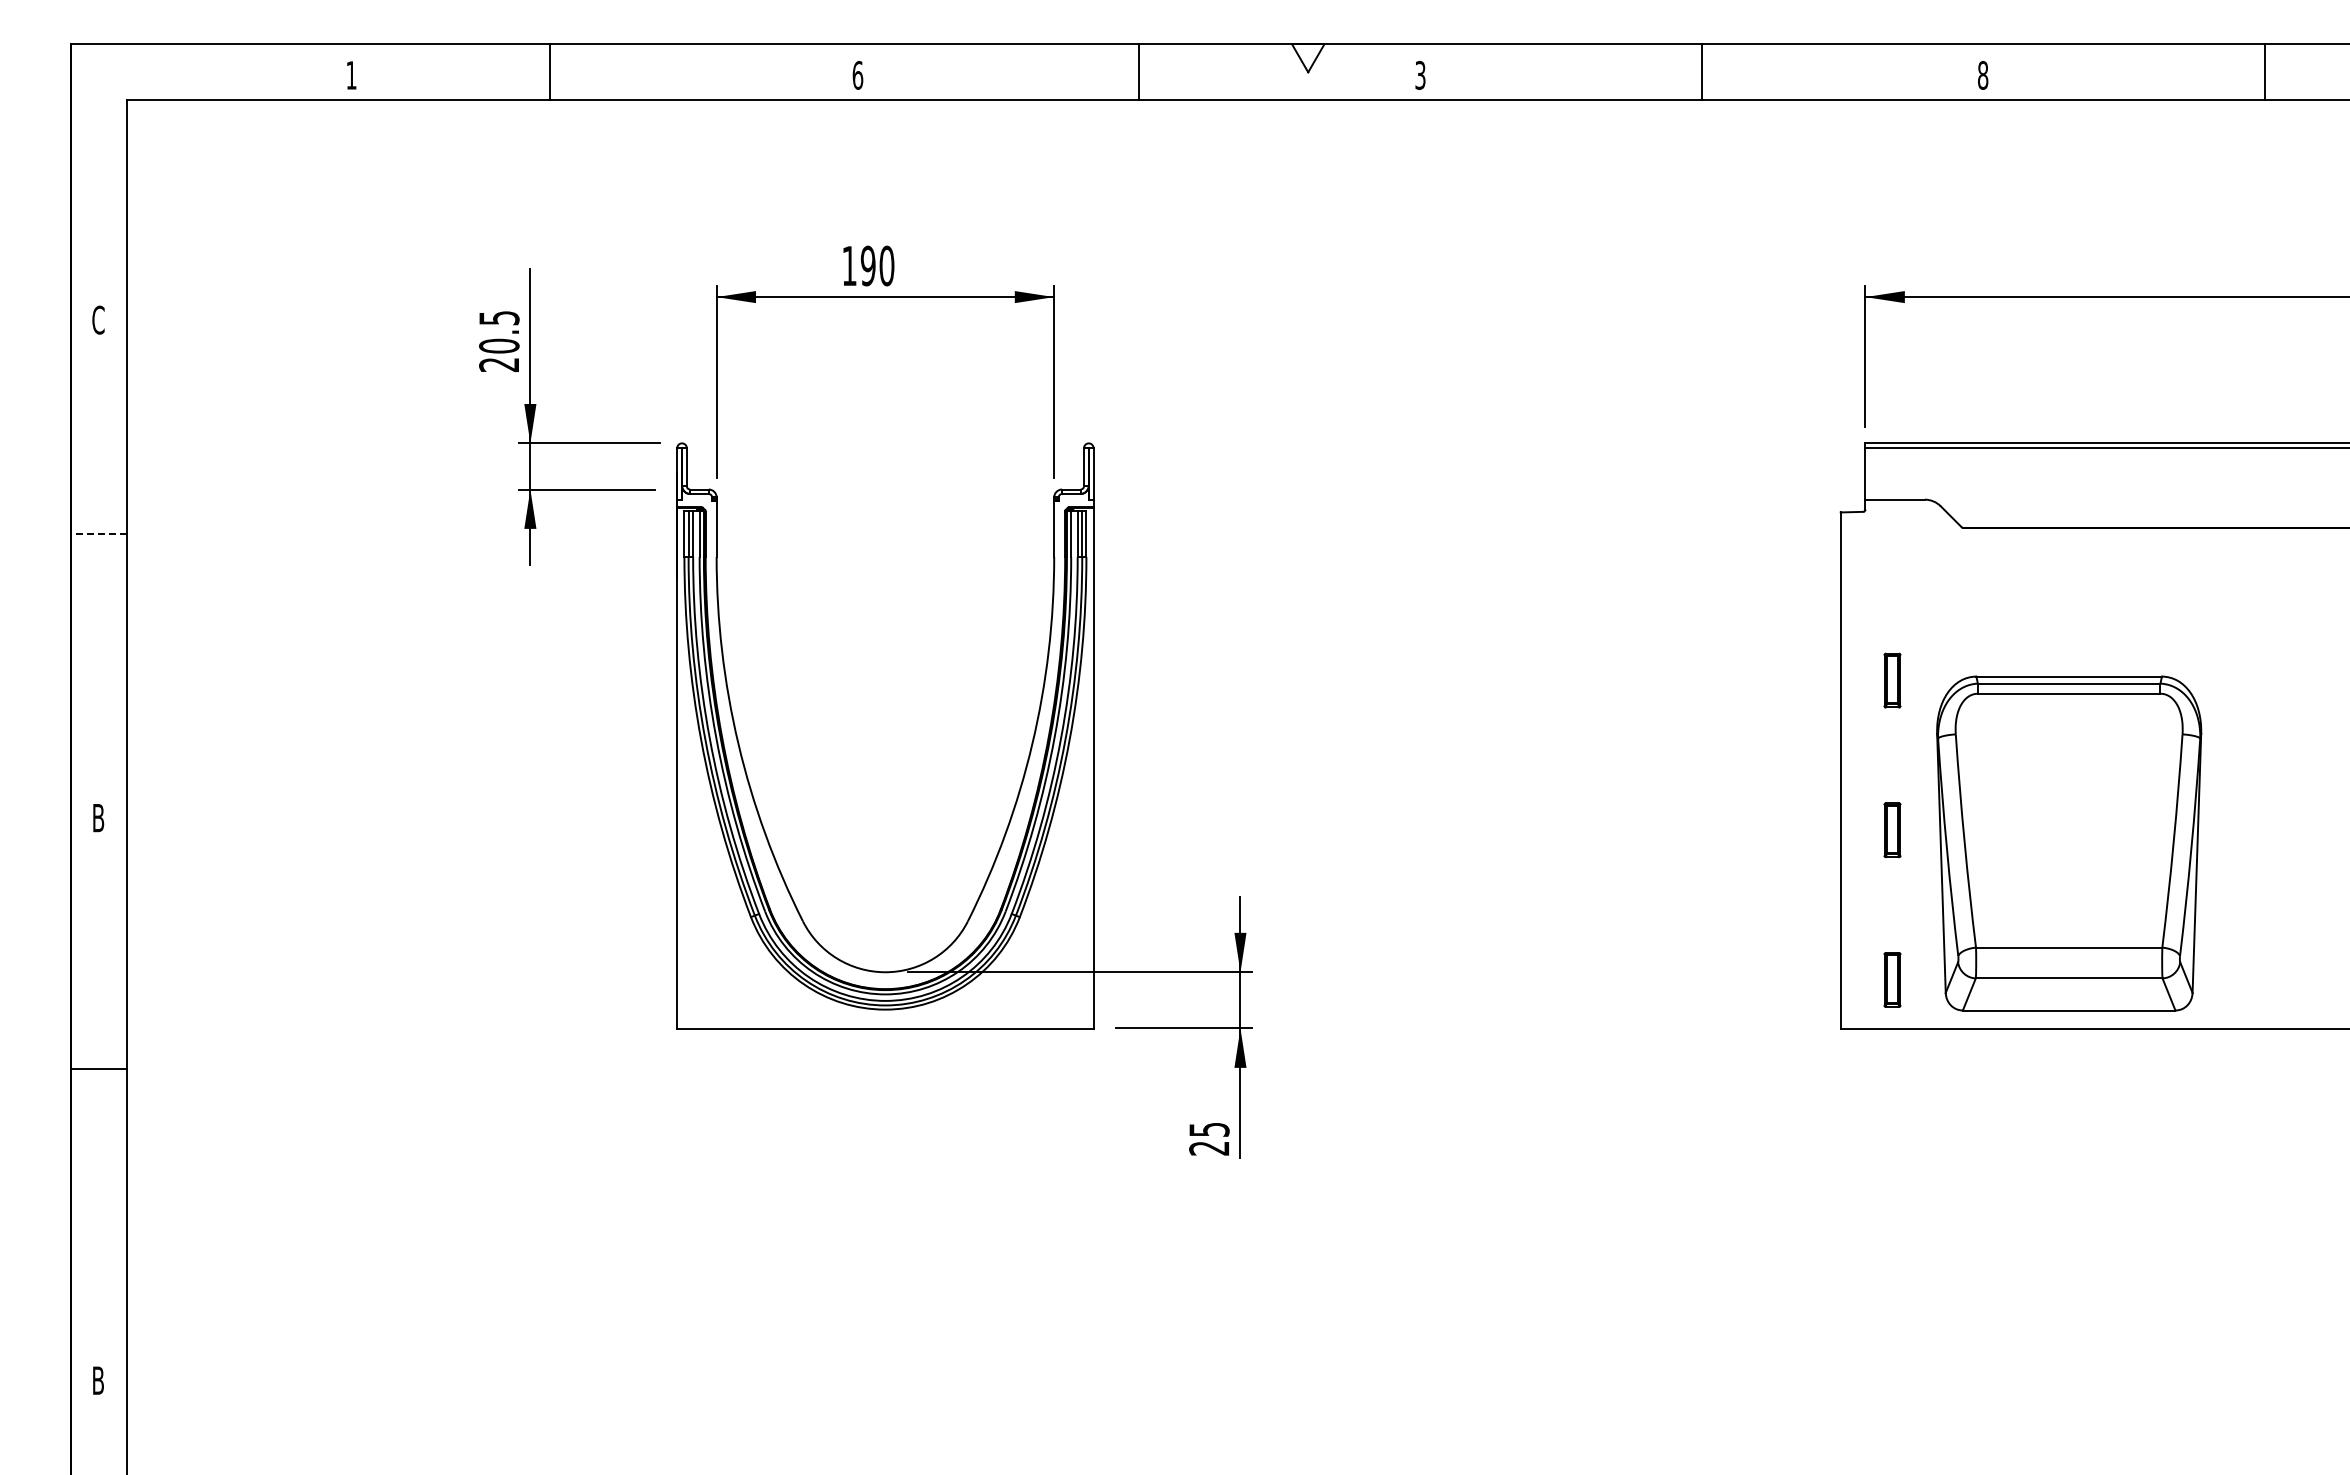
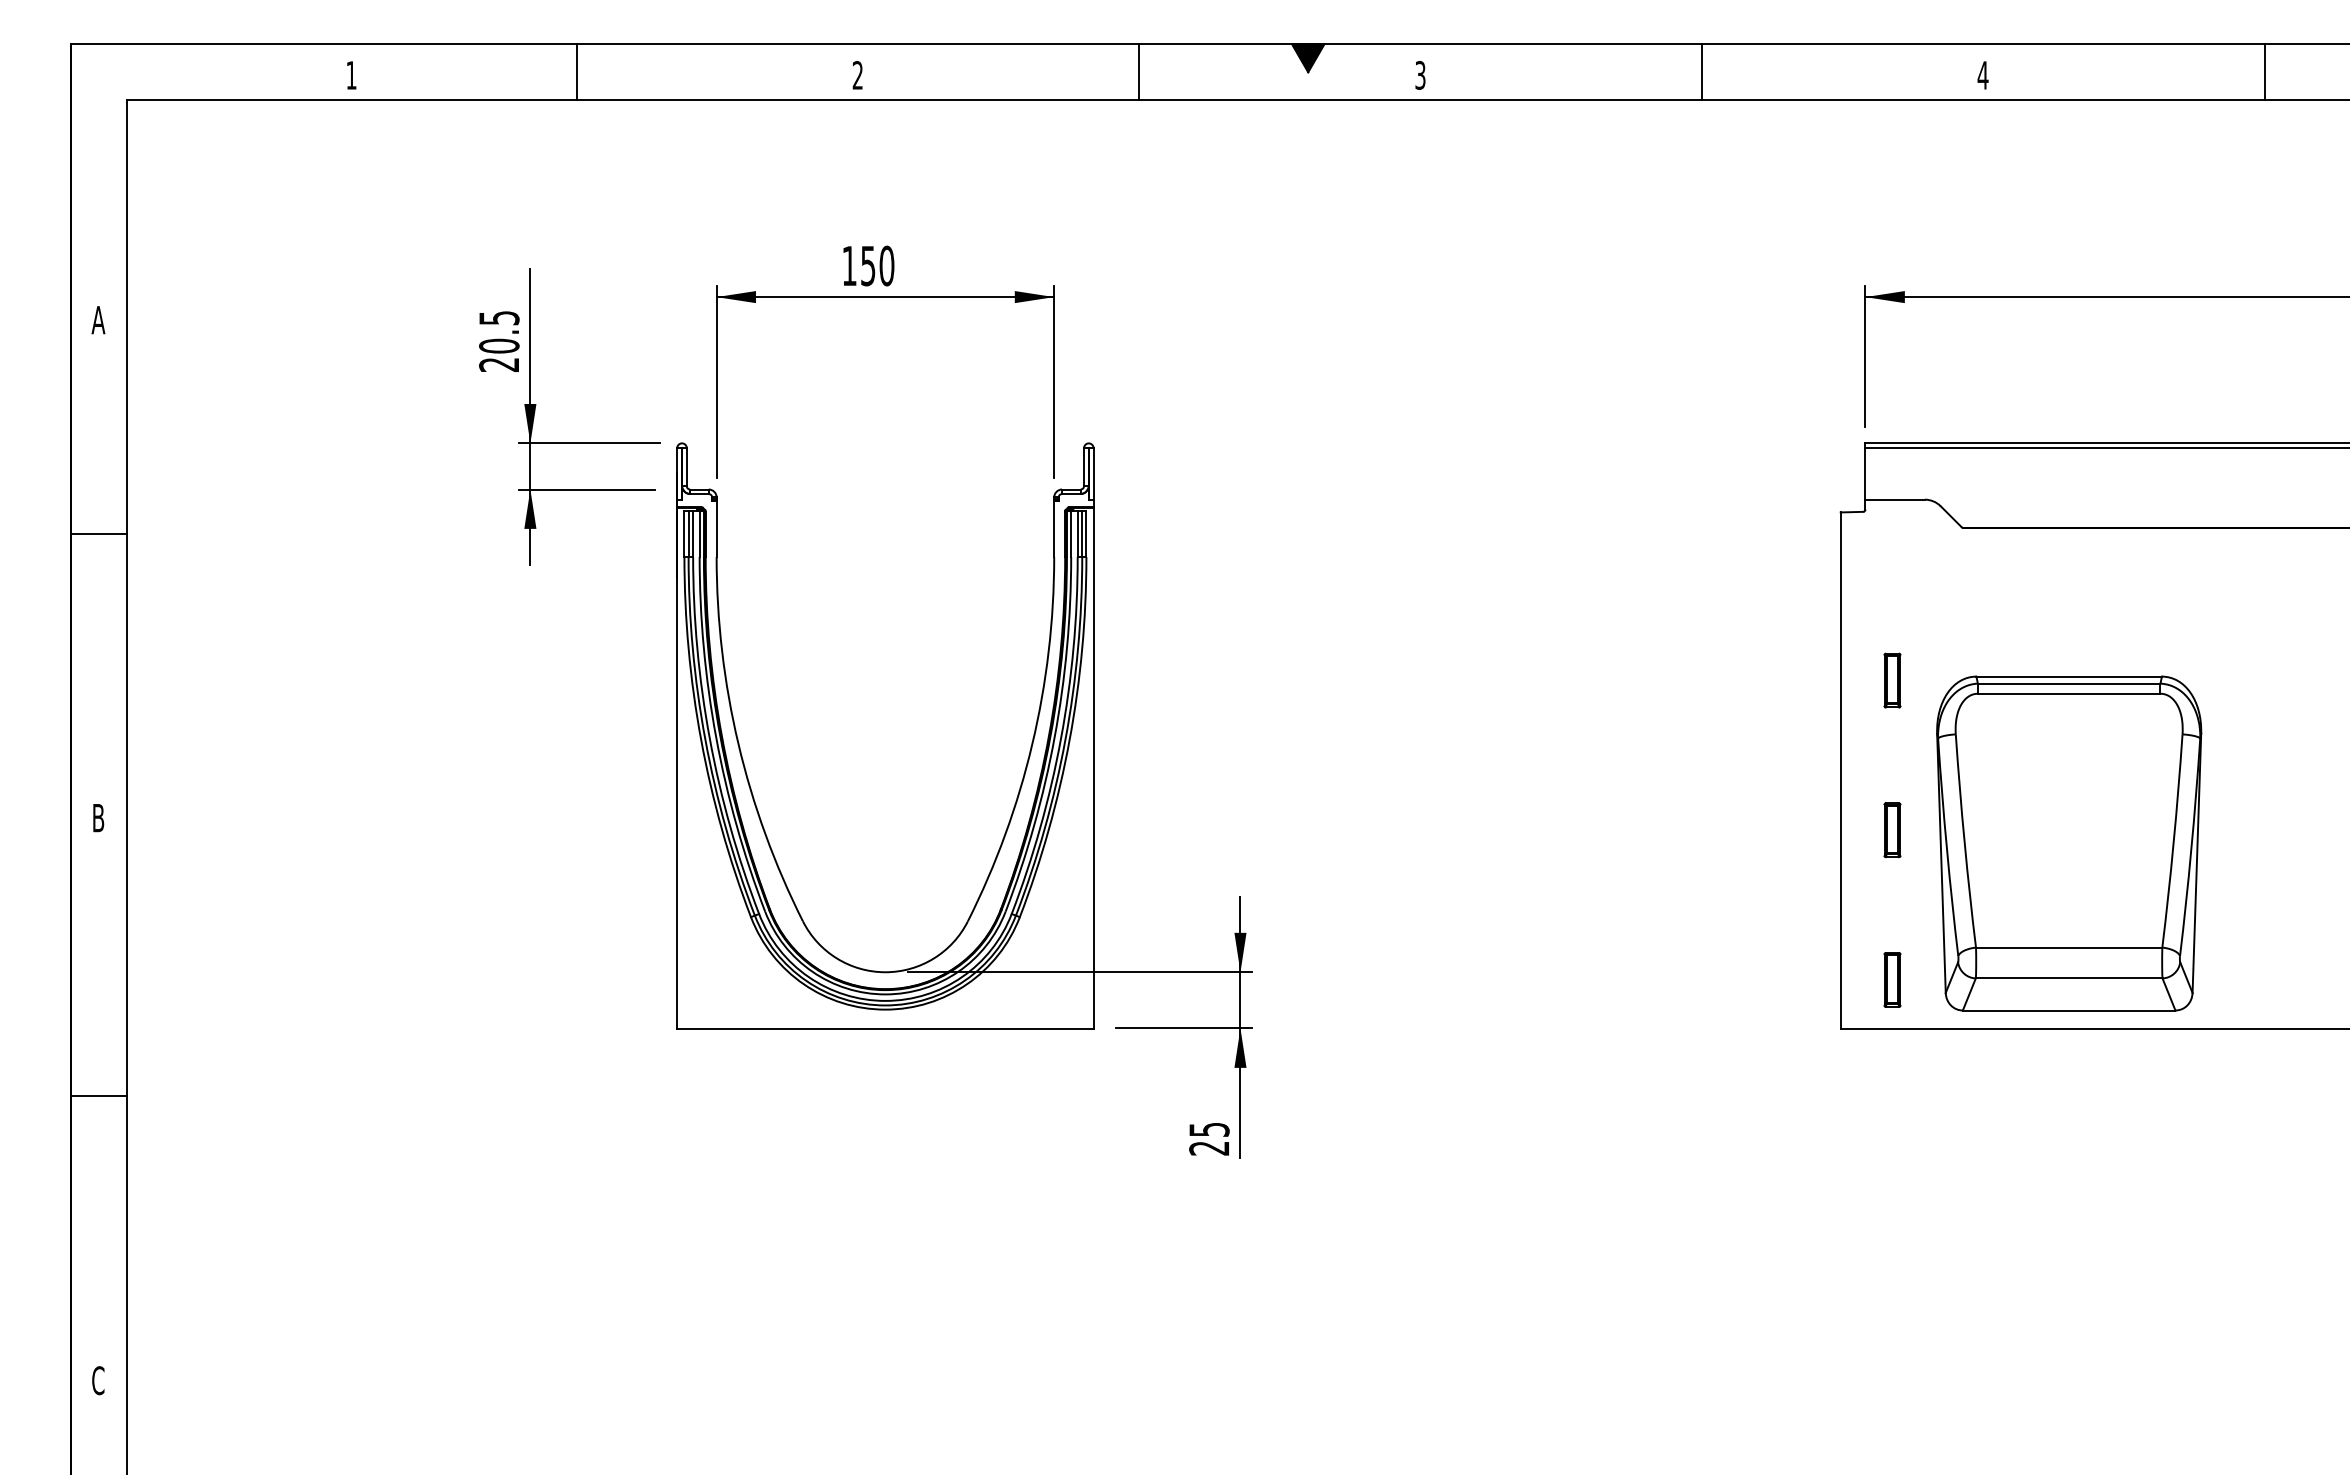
fill: none -> present (1307, 58)
line position: (549, 72) -> (576, 72) (576, 72)
text: 6 -> 2 (857, 75)
text: 8 -> 4 (1982, 75)
text: 190 -> 150 (867, 265)
text: C -> A (98, 319)
line: dashed -> solid (98, 533)
line position: (98, 1069) -> (98, 1096) (98, 1096)
text: B -> C (98, 1380)
